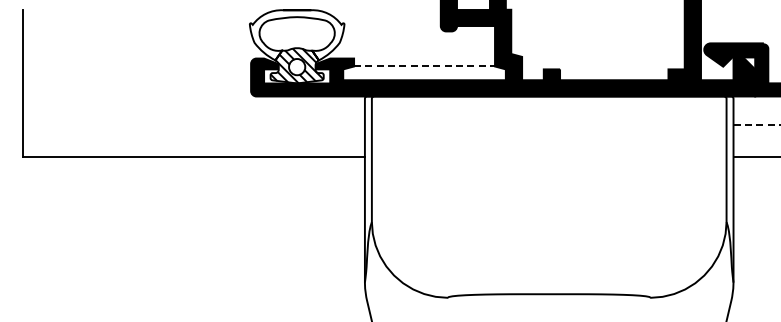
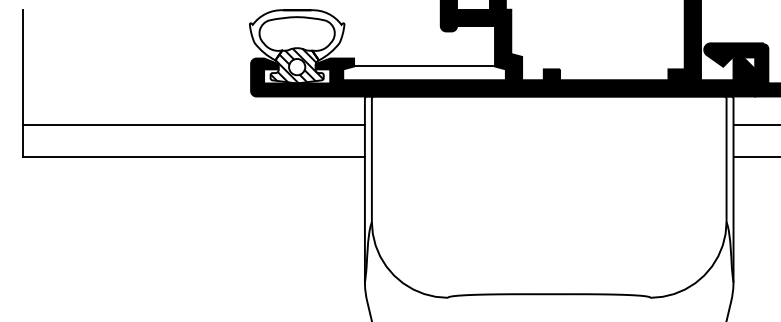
line: dashed -> solid (425, 66)
line: none -> present (193, 124)
line: dashed -> solid (757, 124)
